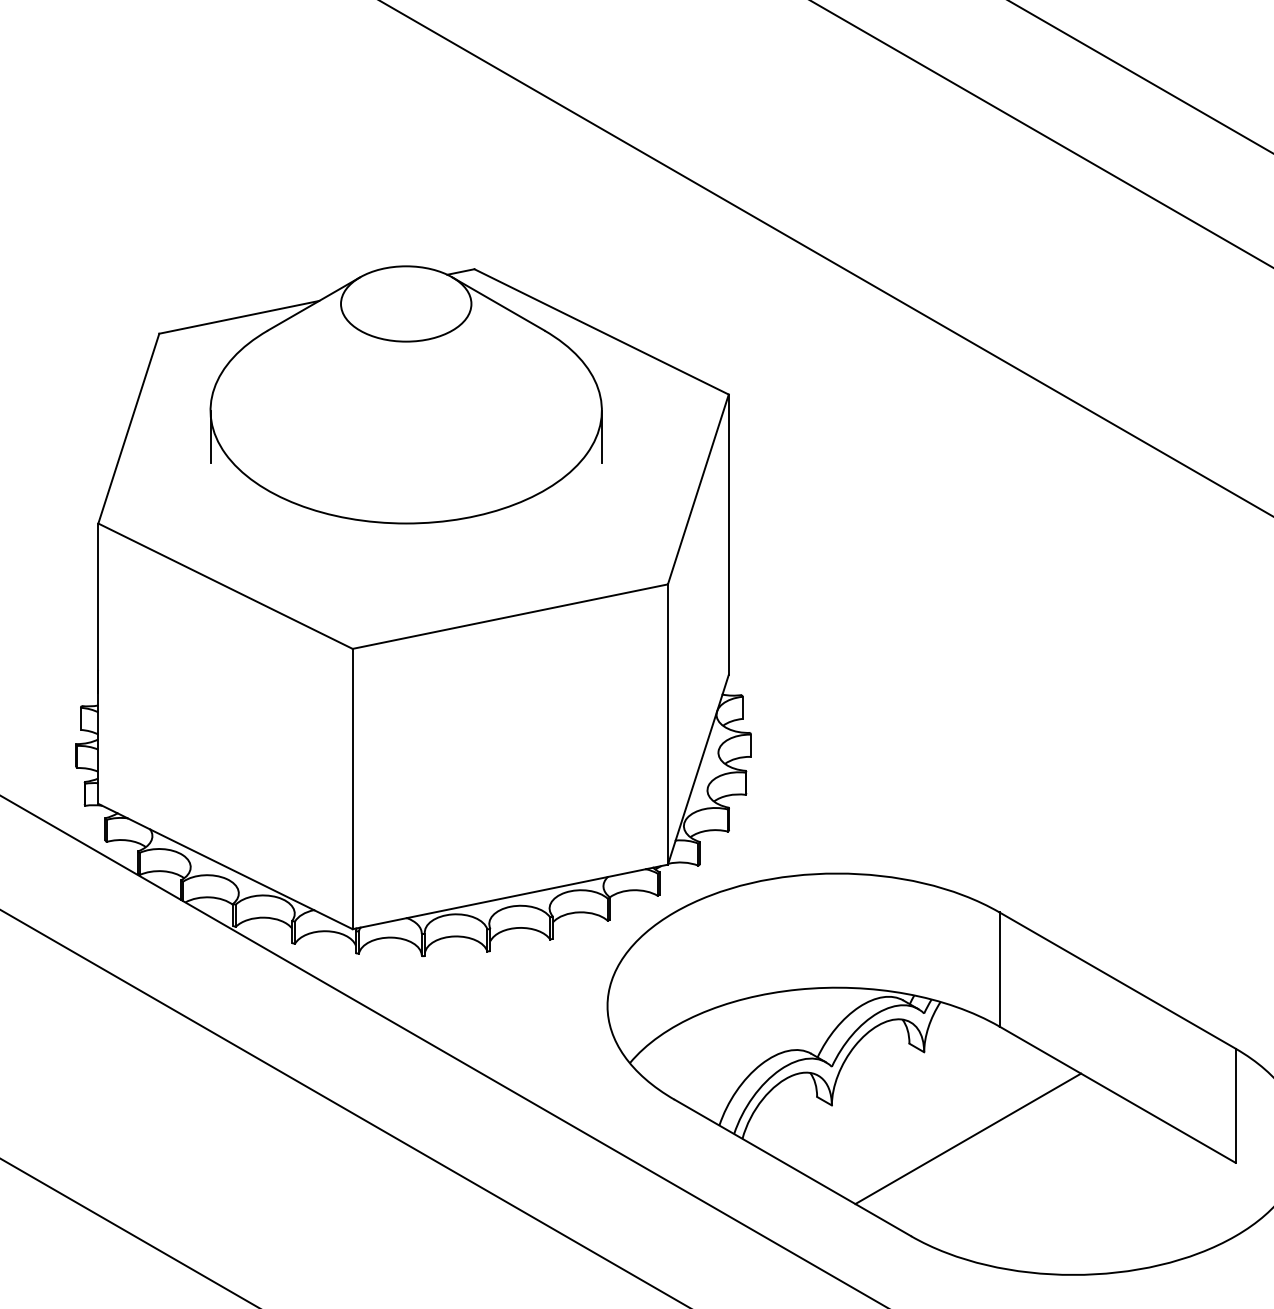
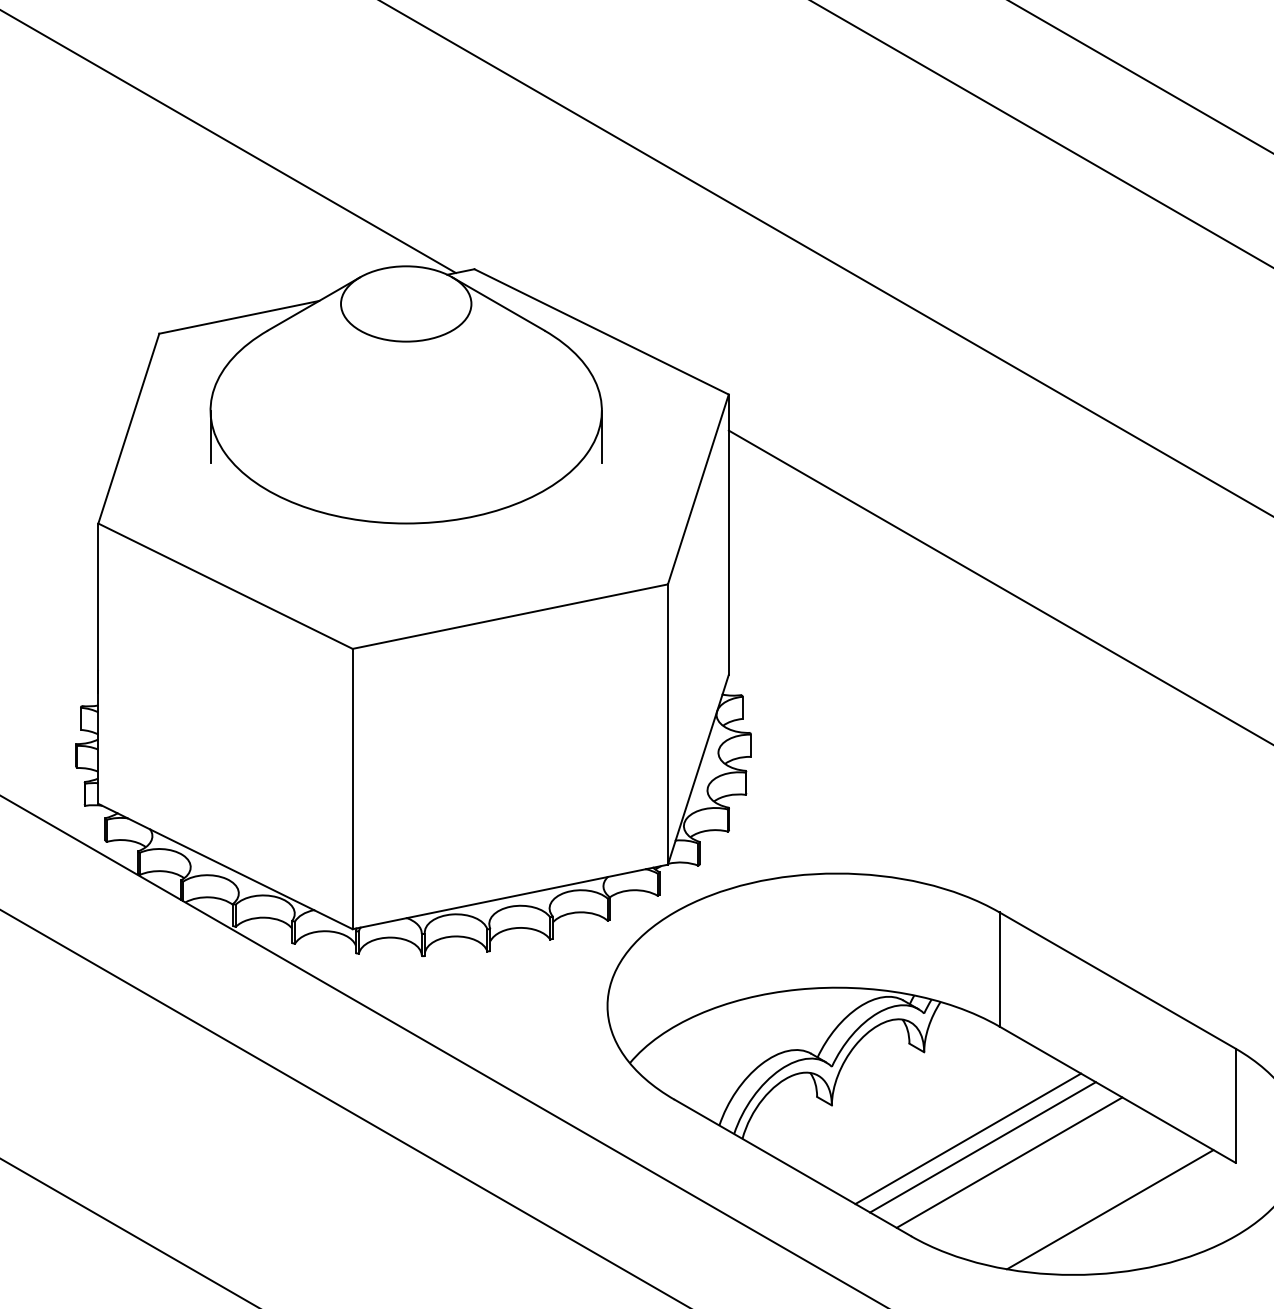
line: none -> present (228, 141)
line: none -> present (999, 586)
line: none -> present (982, 1147)
line: none -> present (1009, 1162)
line: none -> present (1110, 1209)
